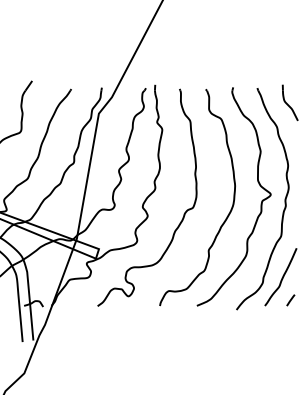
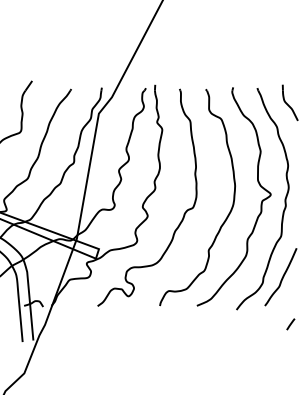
line position: (290, 300) -> (290, 324) (290, 324)
